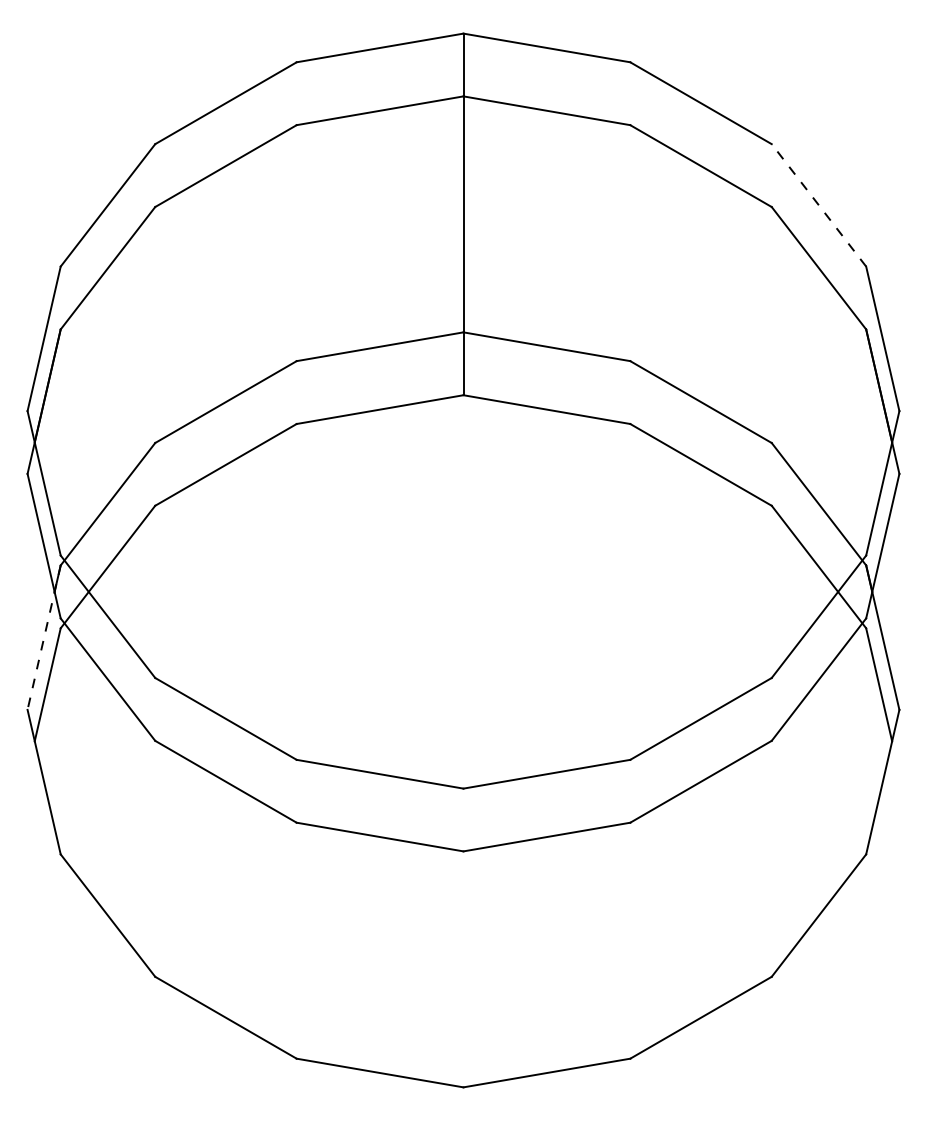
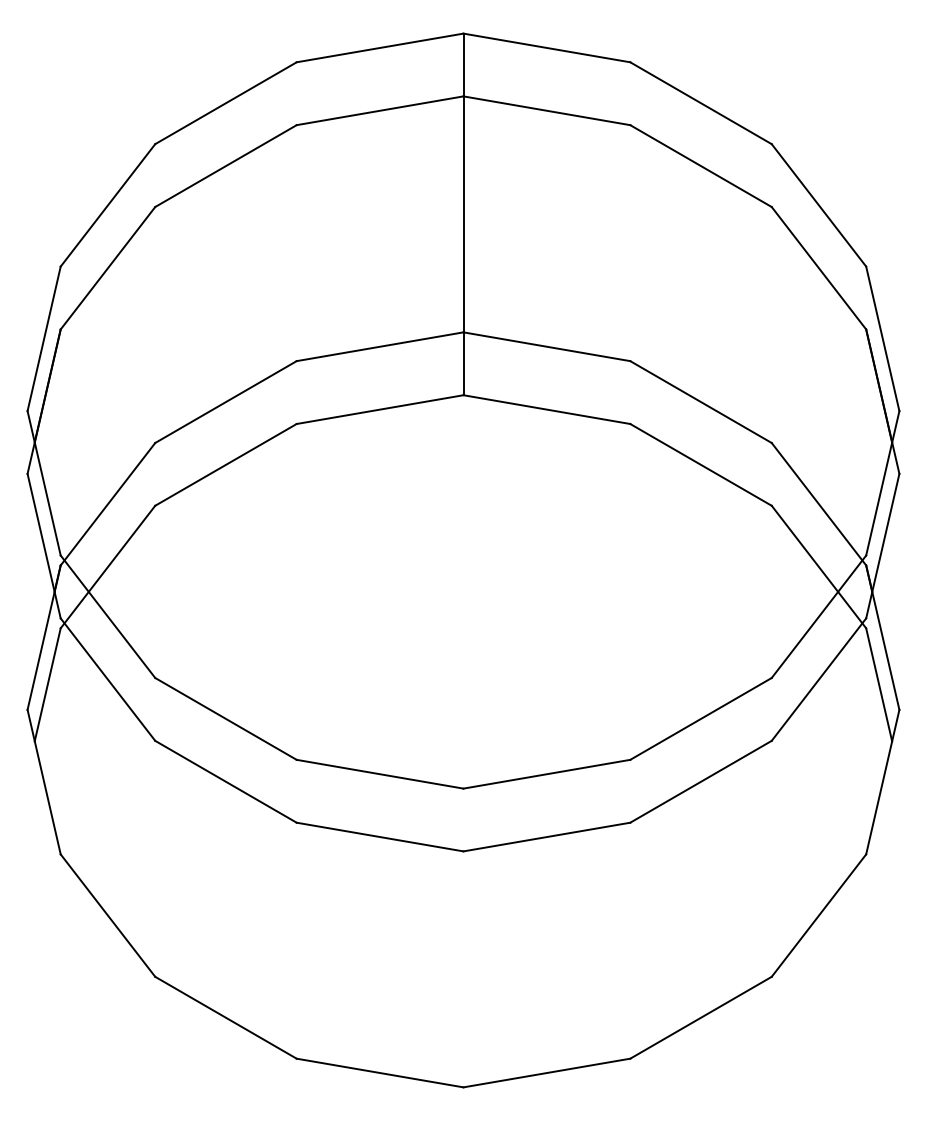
line: dashed -> solid (818, 204)
line: dashed -> solid (44, 638)
